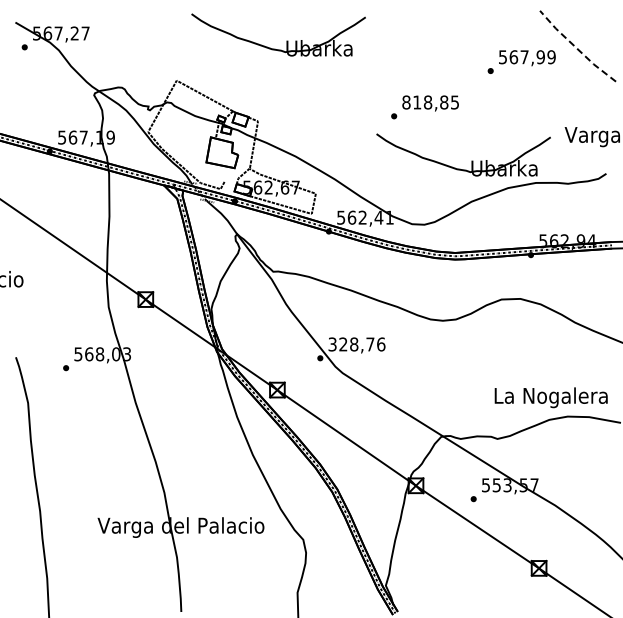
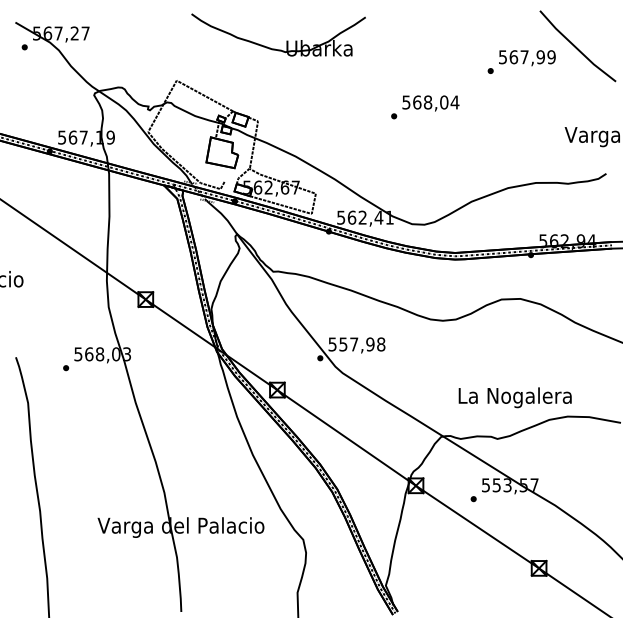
line: dashed -> solid (576, 48)
text: 818,85 -> 568,04 (430, 102)
part: present -> none (471, 160)
text: 328,76 -> 557,98 (357, 344)
text position: (550, 397) -> (514, 397) (514, 397)
